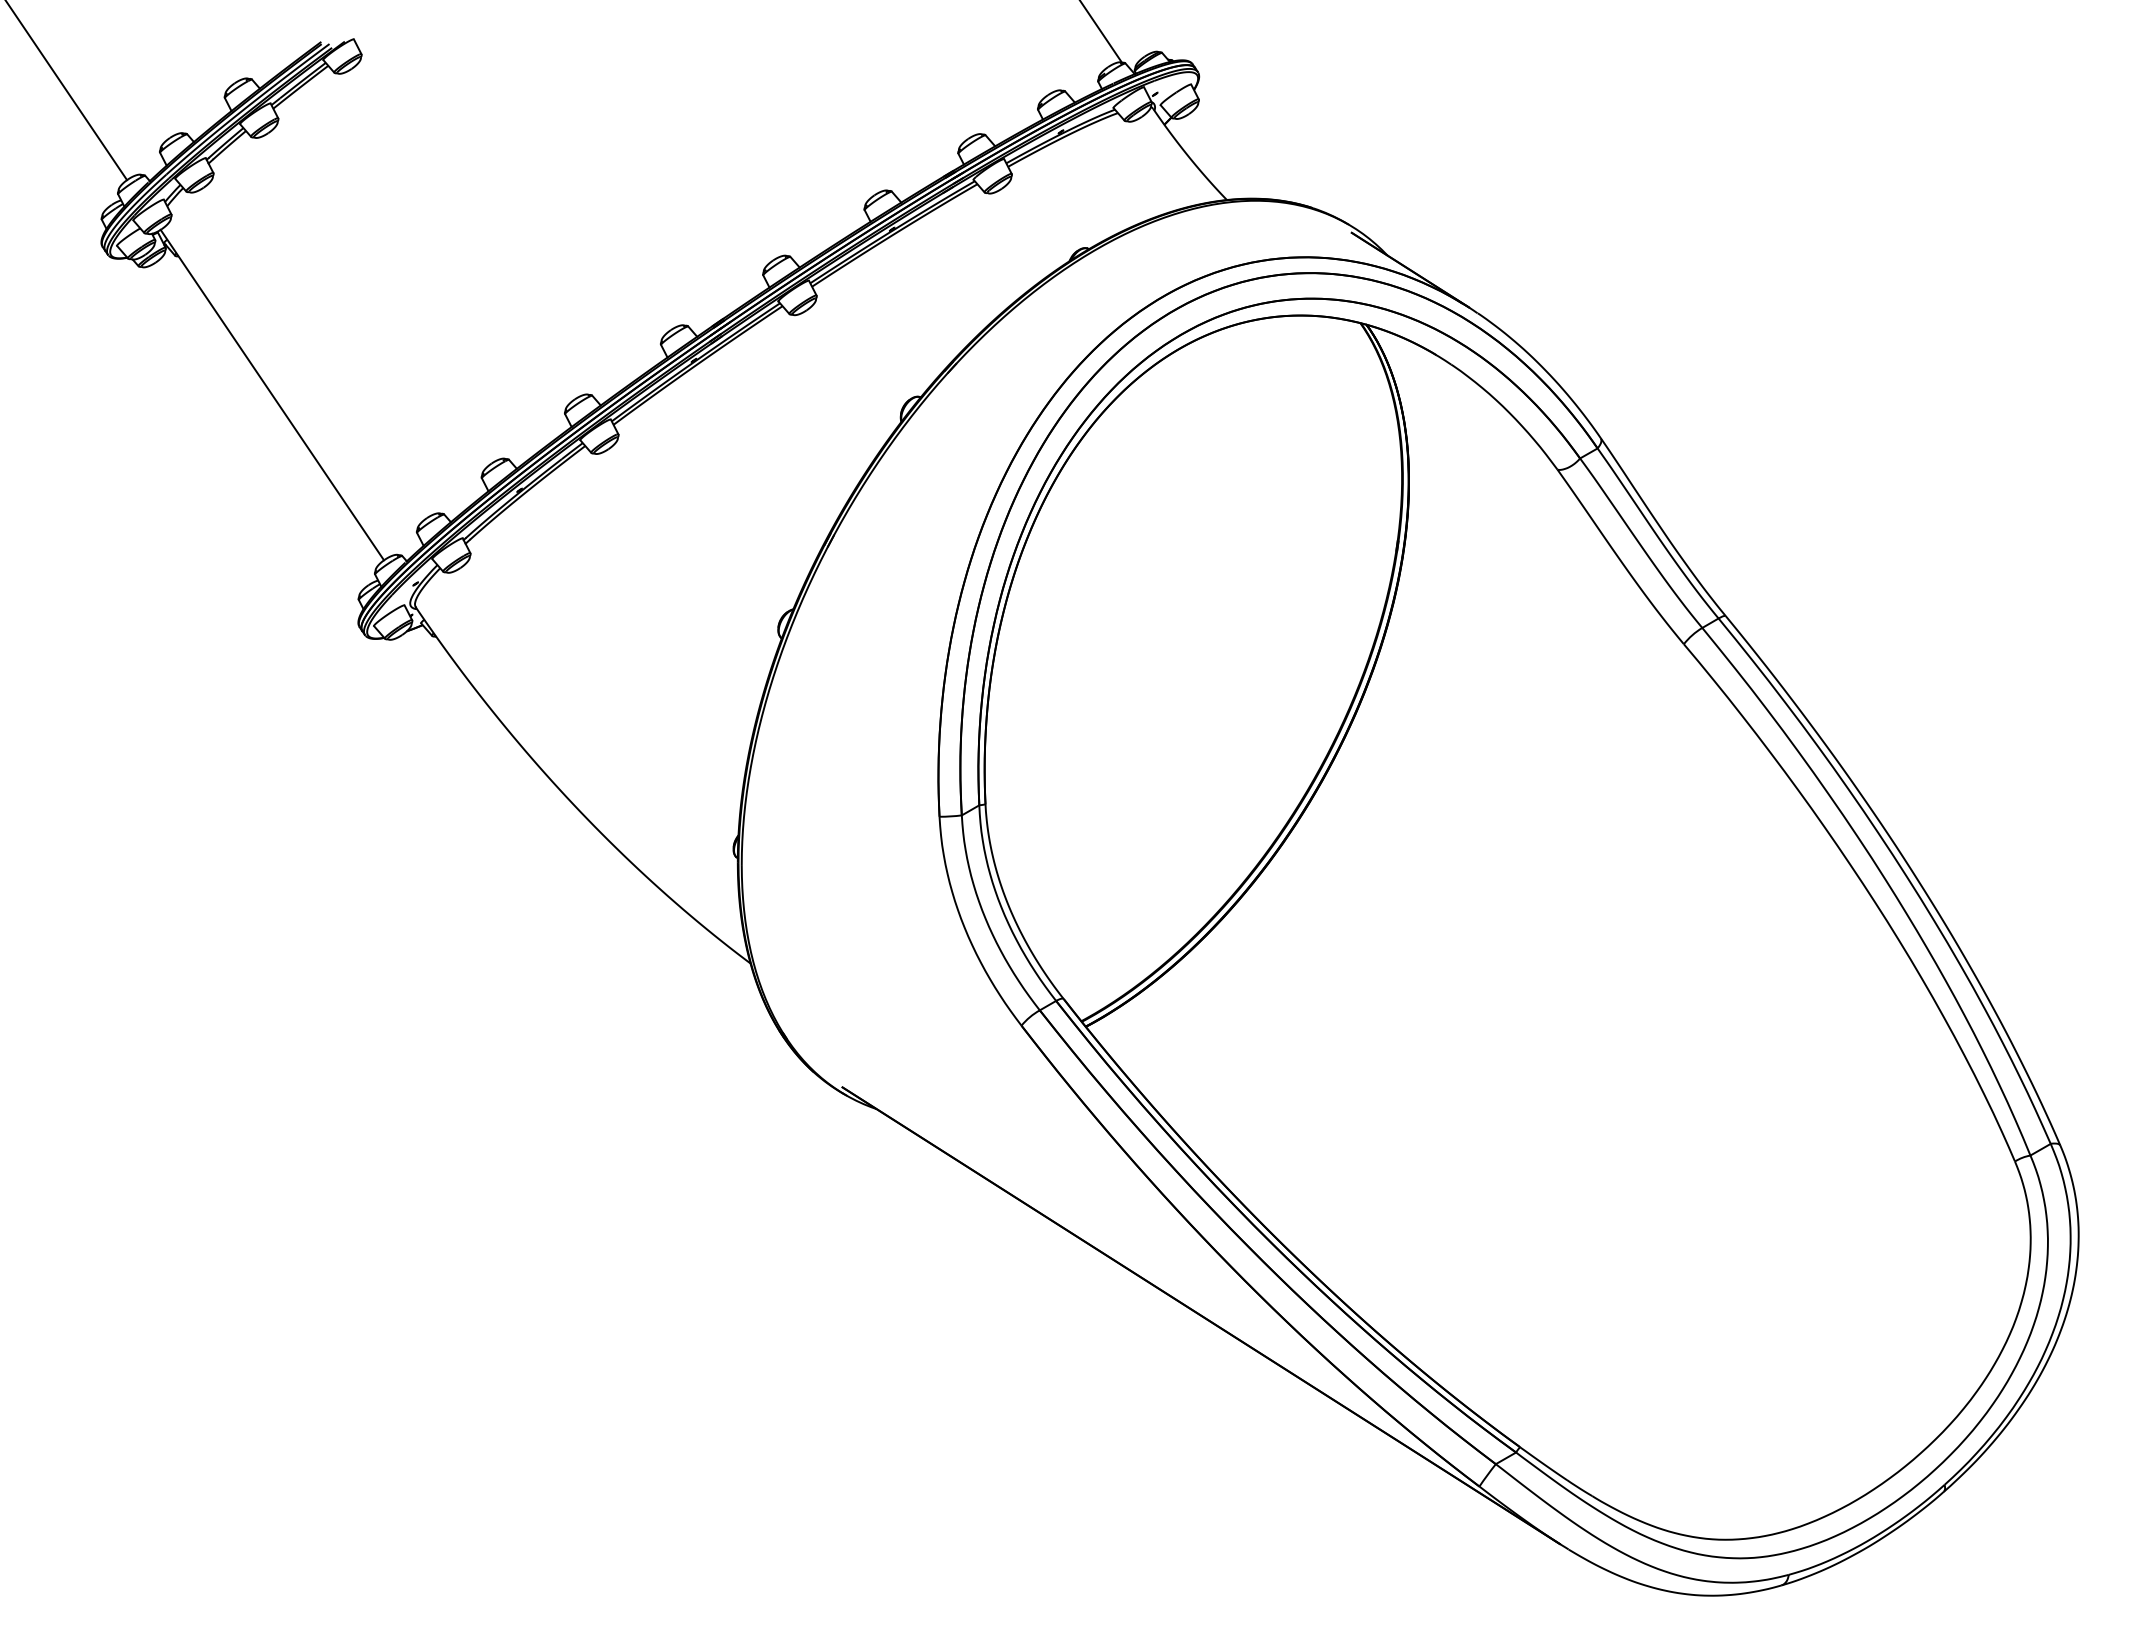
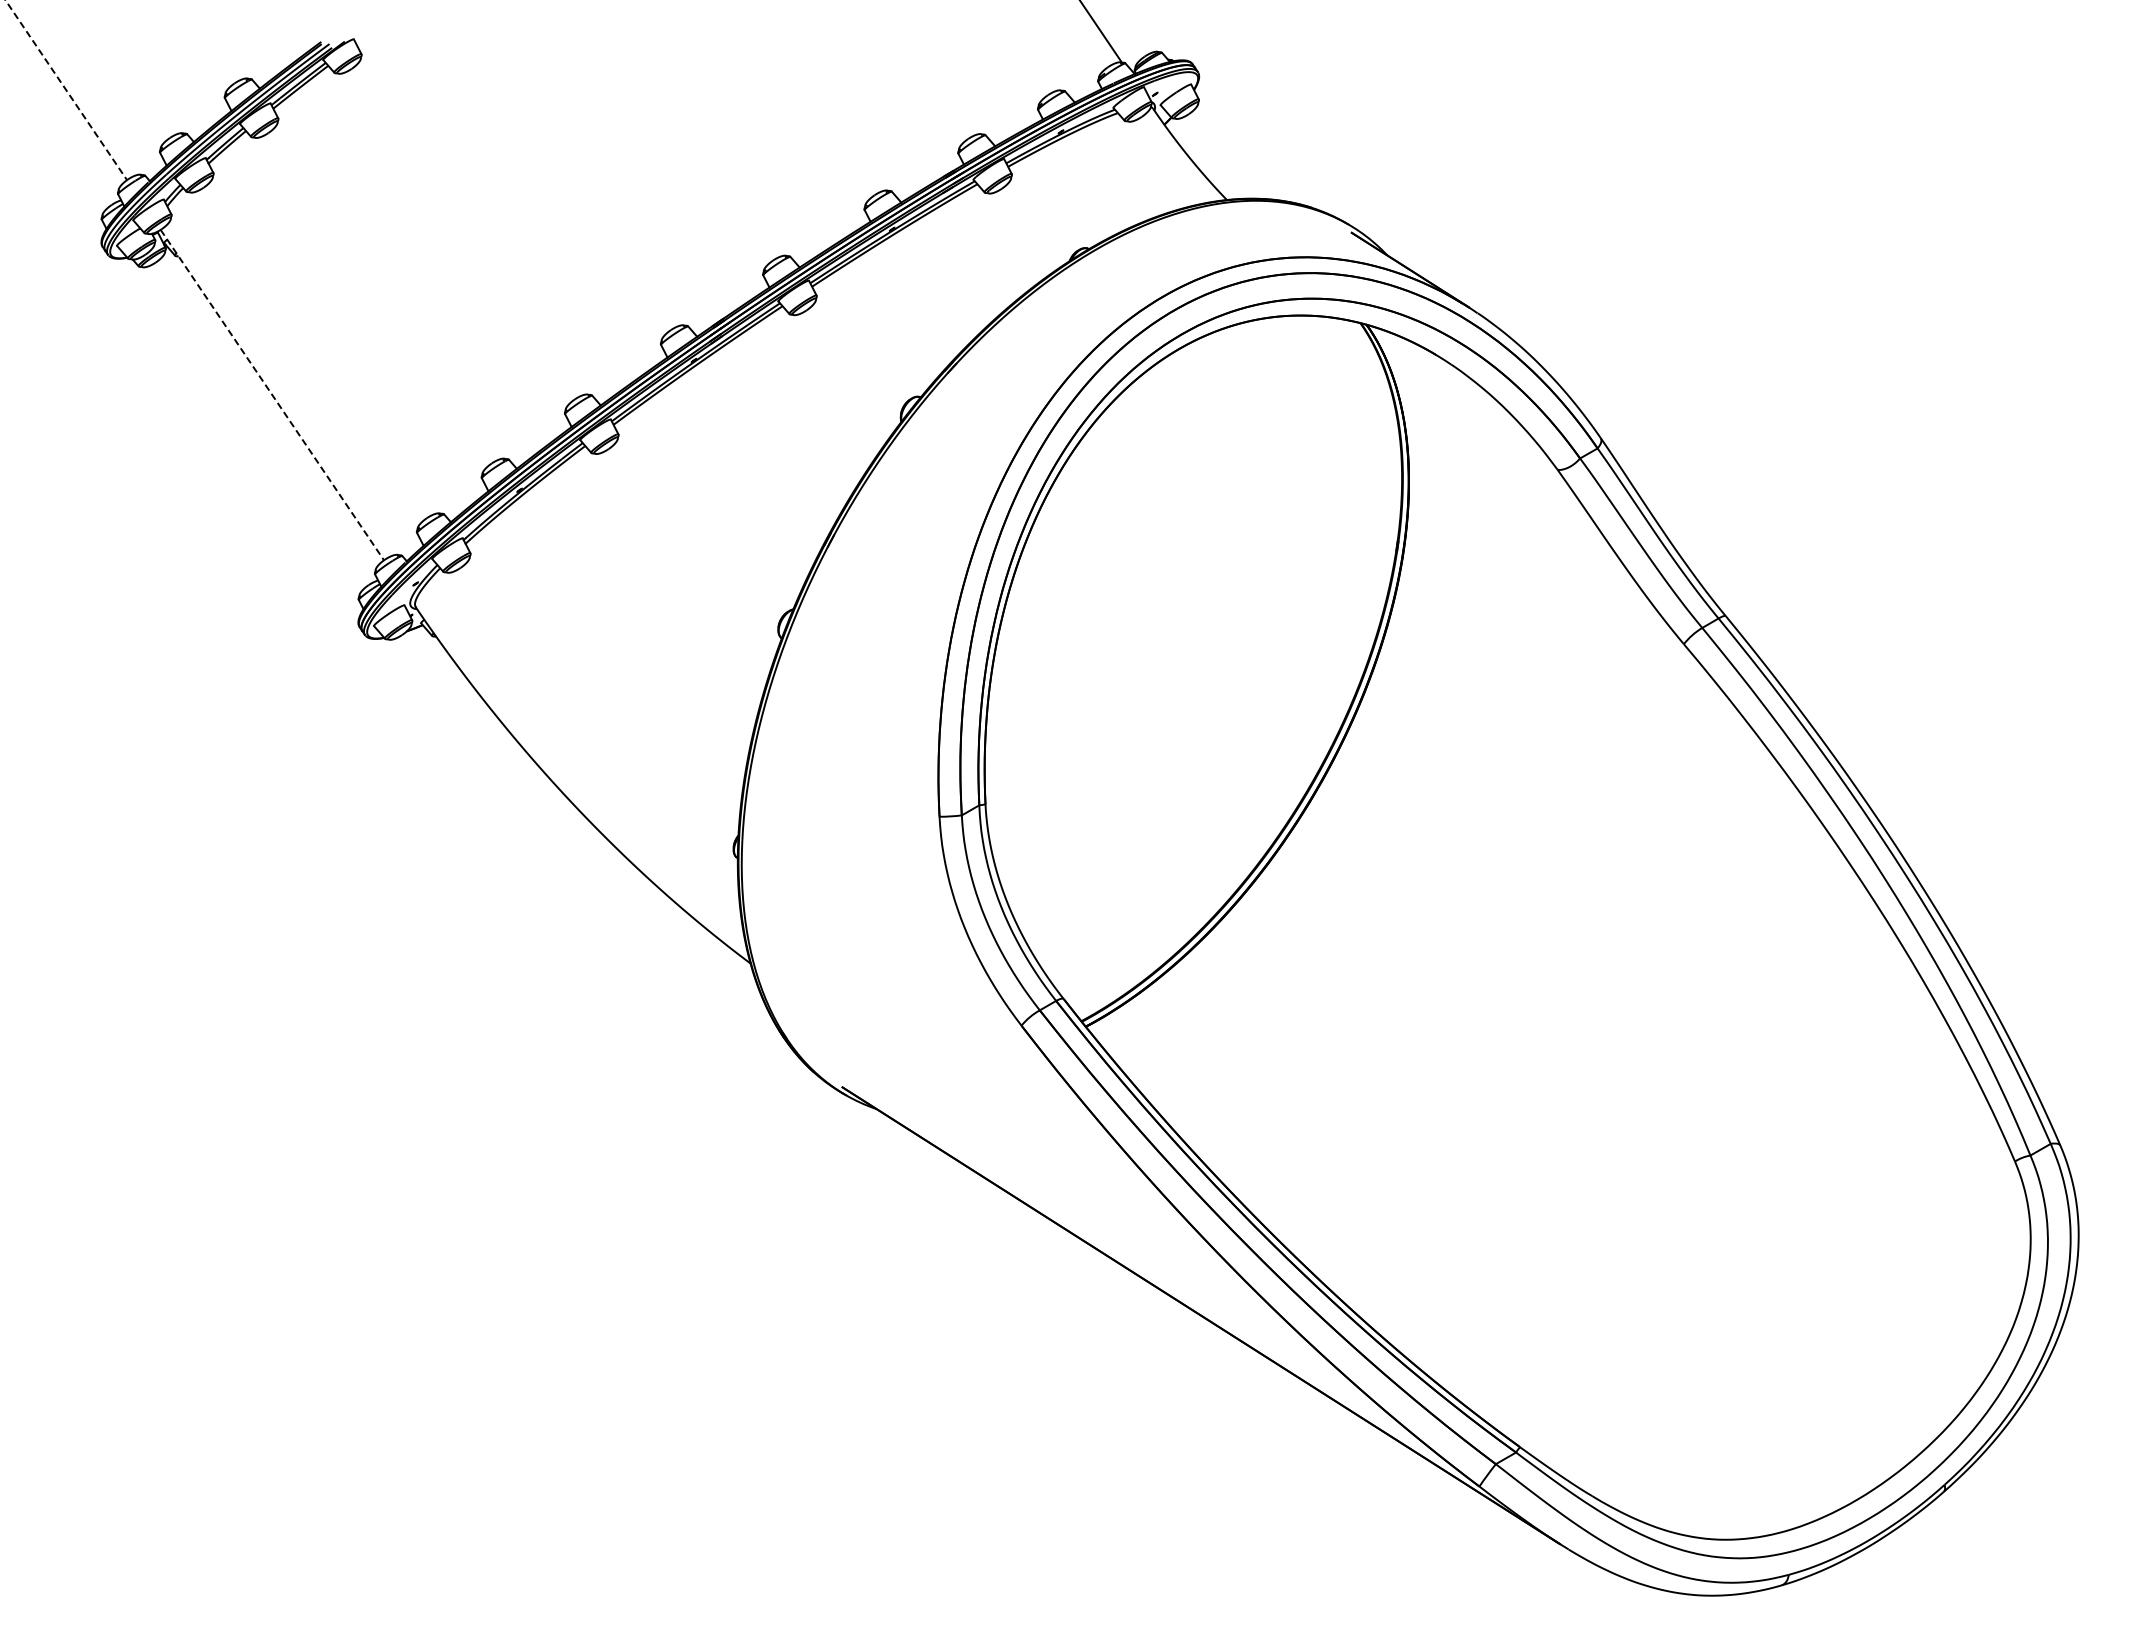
line: solid -> dashed (66, 90)
line: solid -> dashed (272, 395)
